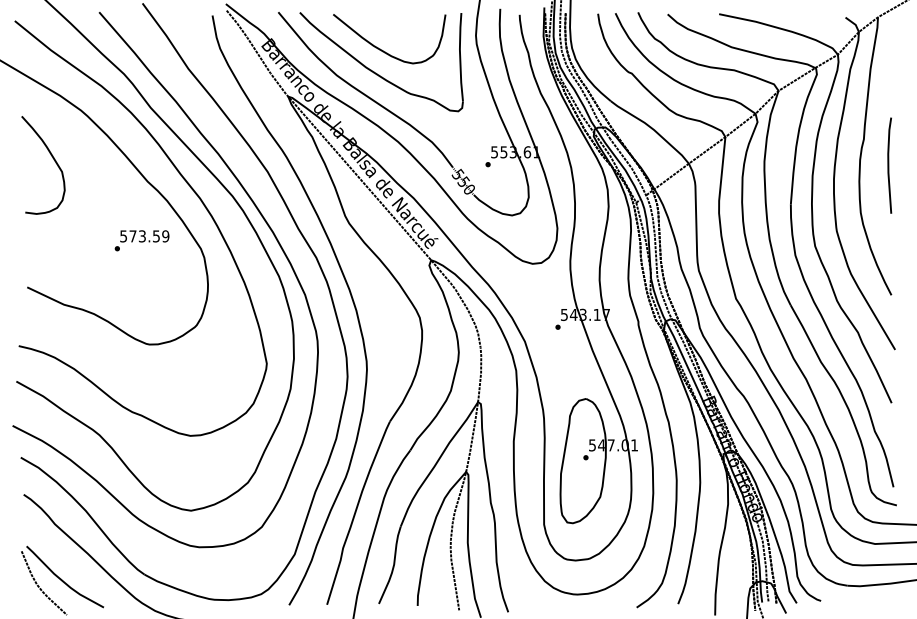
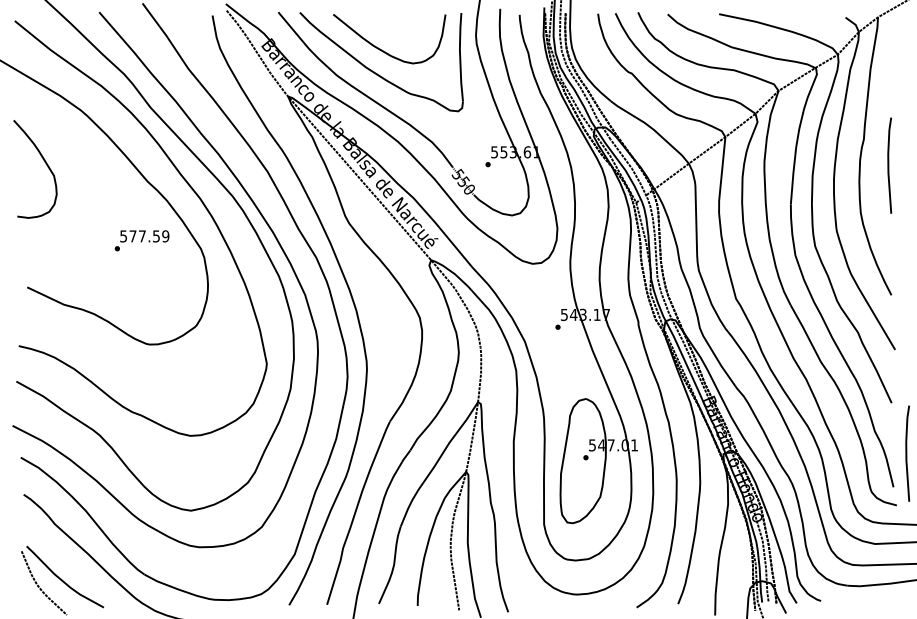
curve position: (52, 158) -> (44, 162) (44, 162)
text: 573.59 -> 577.59 (141, 236)
line: none -> present (907, 453)
